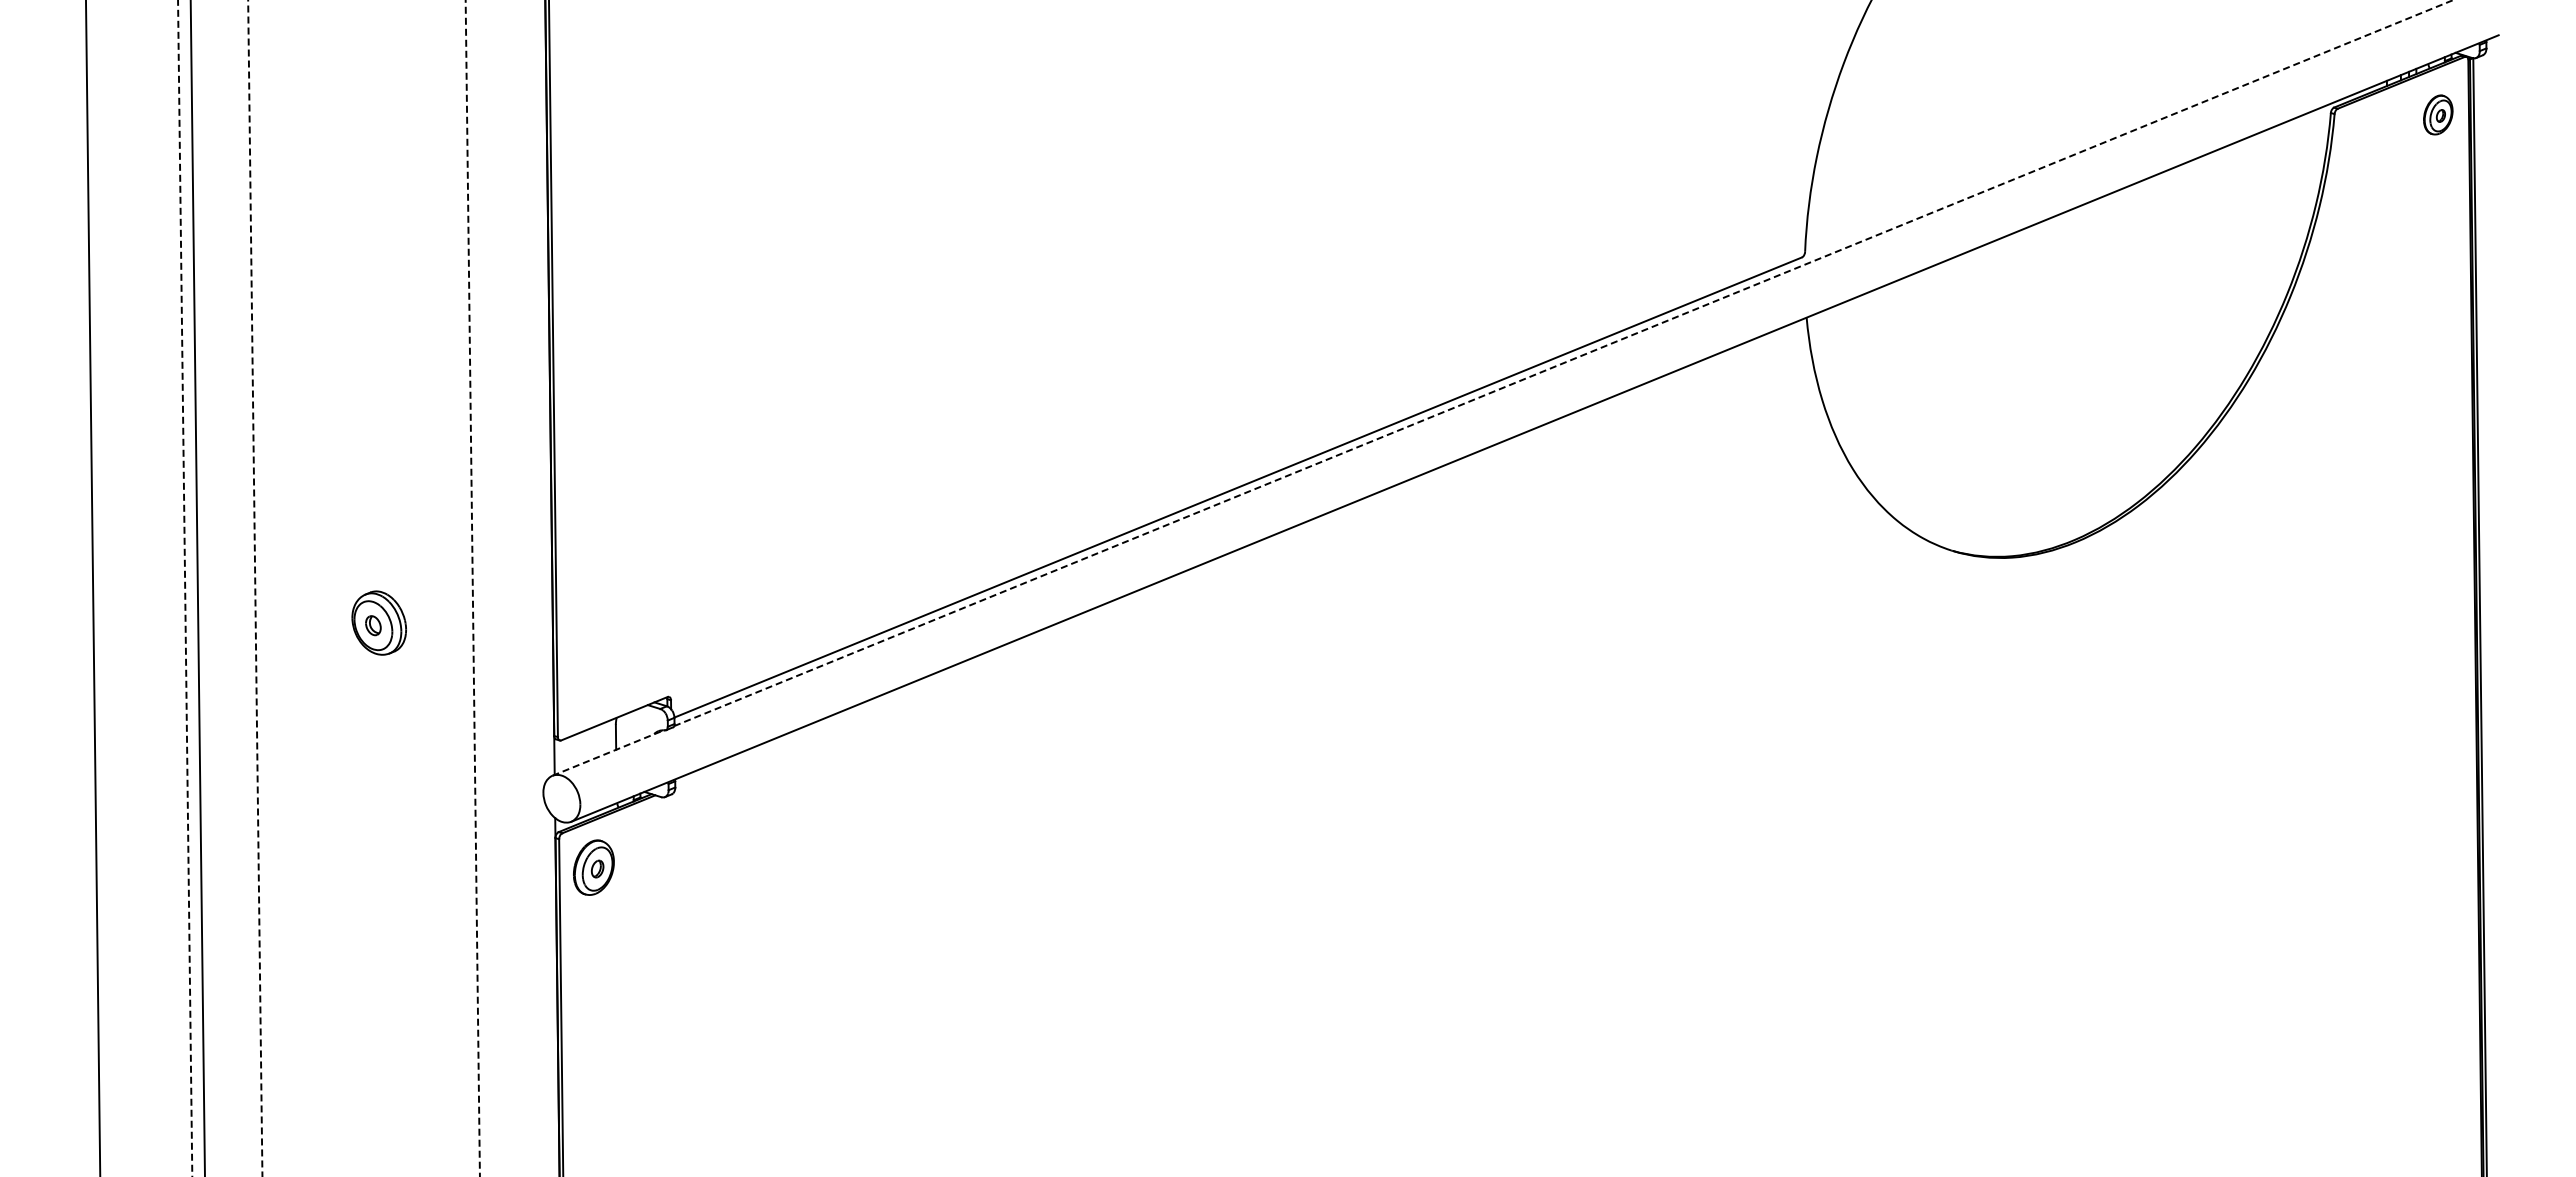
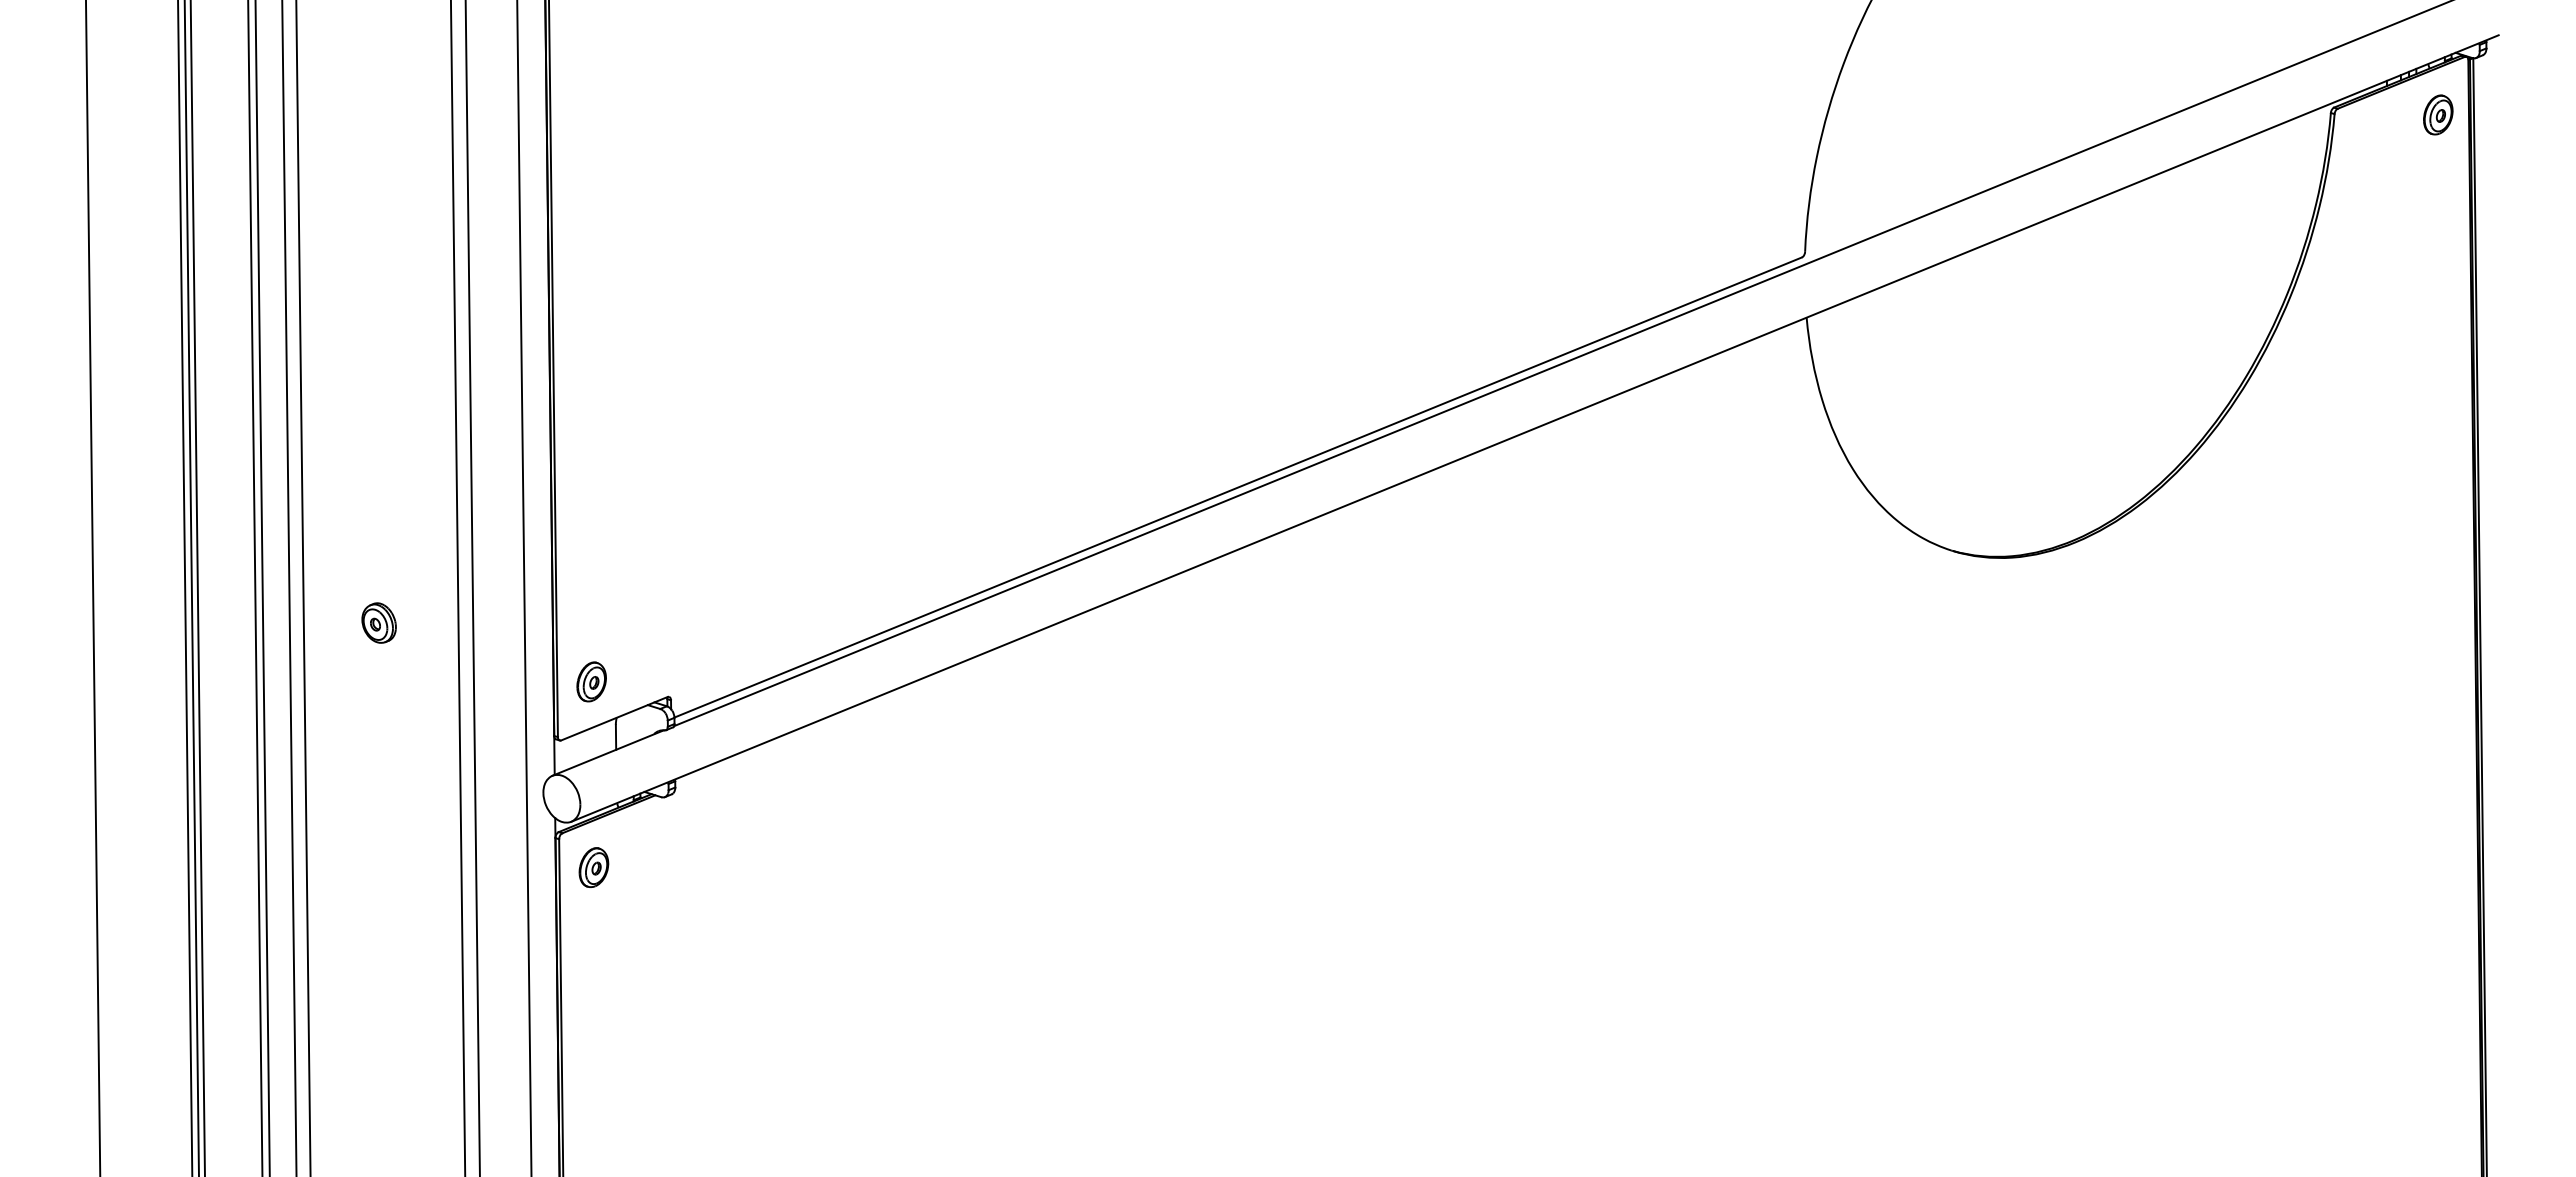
line: dashed -> solid (1563, 363)
line: none -> present (191, 587)
line: none -> present (262, 587)
line: none -> present (289, 587)
line: none -> present (303, 587)
line: none -> present (457, 587)
line: none -> present (524, 587)
line: dashed -> solid (185, 588)
line: dashed -> solid (472, 588)
line: dashed -> solid (255, 589)
part size: 56x66 px -> 36x42 px (378, 622)
part: none -> present (591, 681)
line: dashed -> solid (607, 753)
part size: 42x57 px -> 32x41 px (593, 867)
